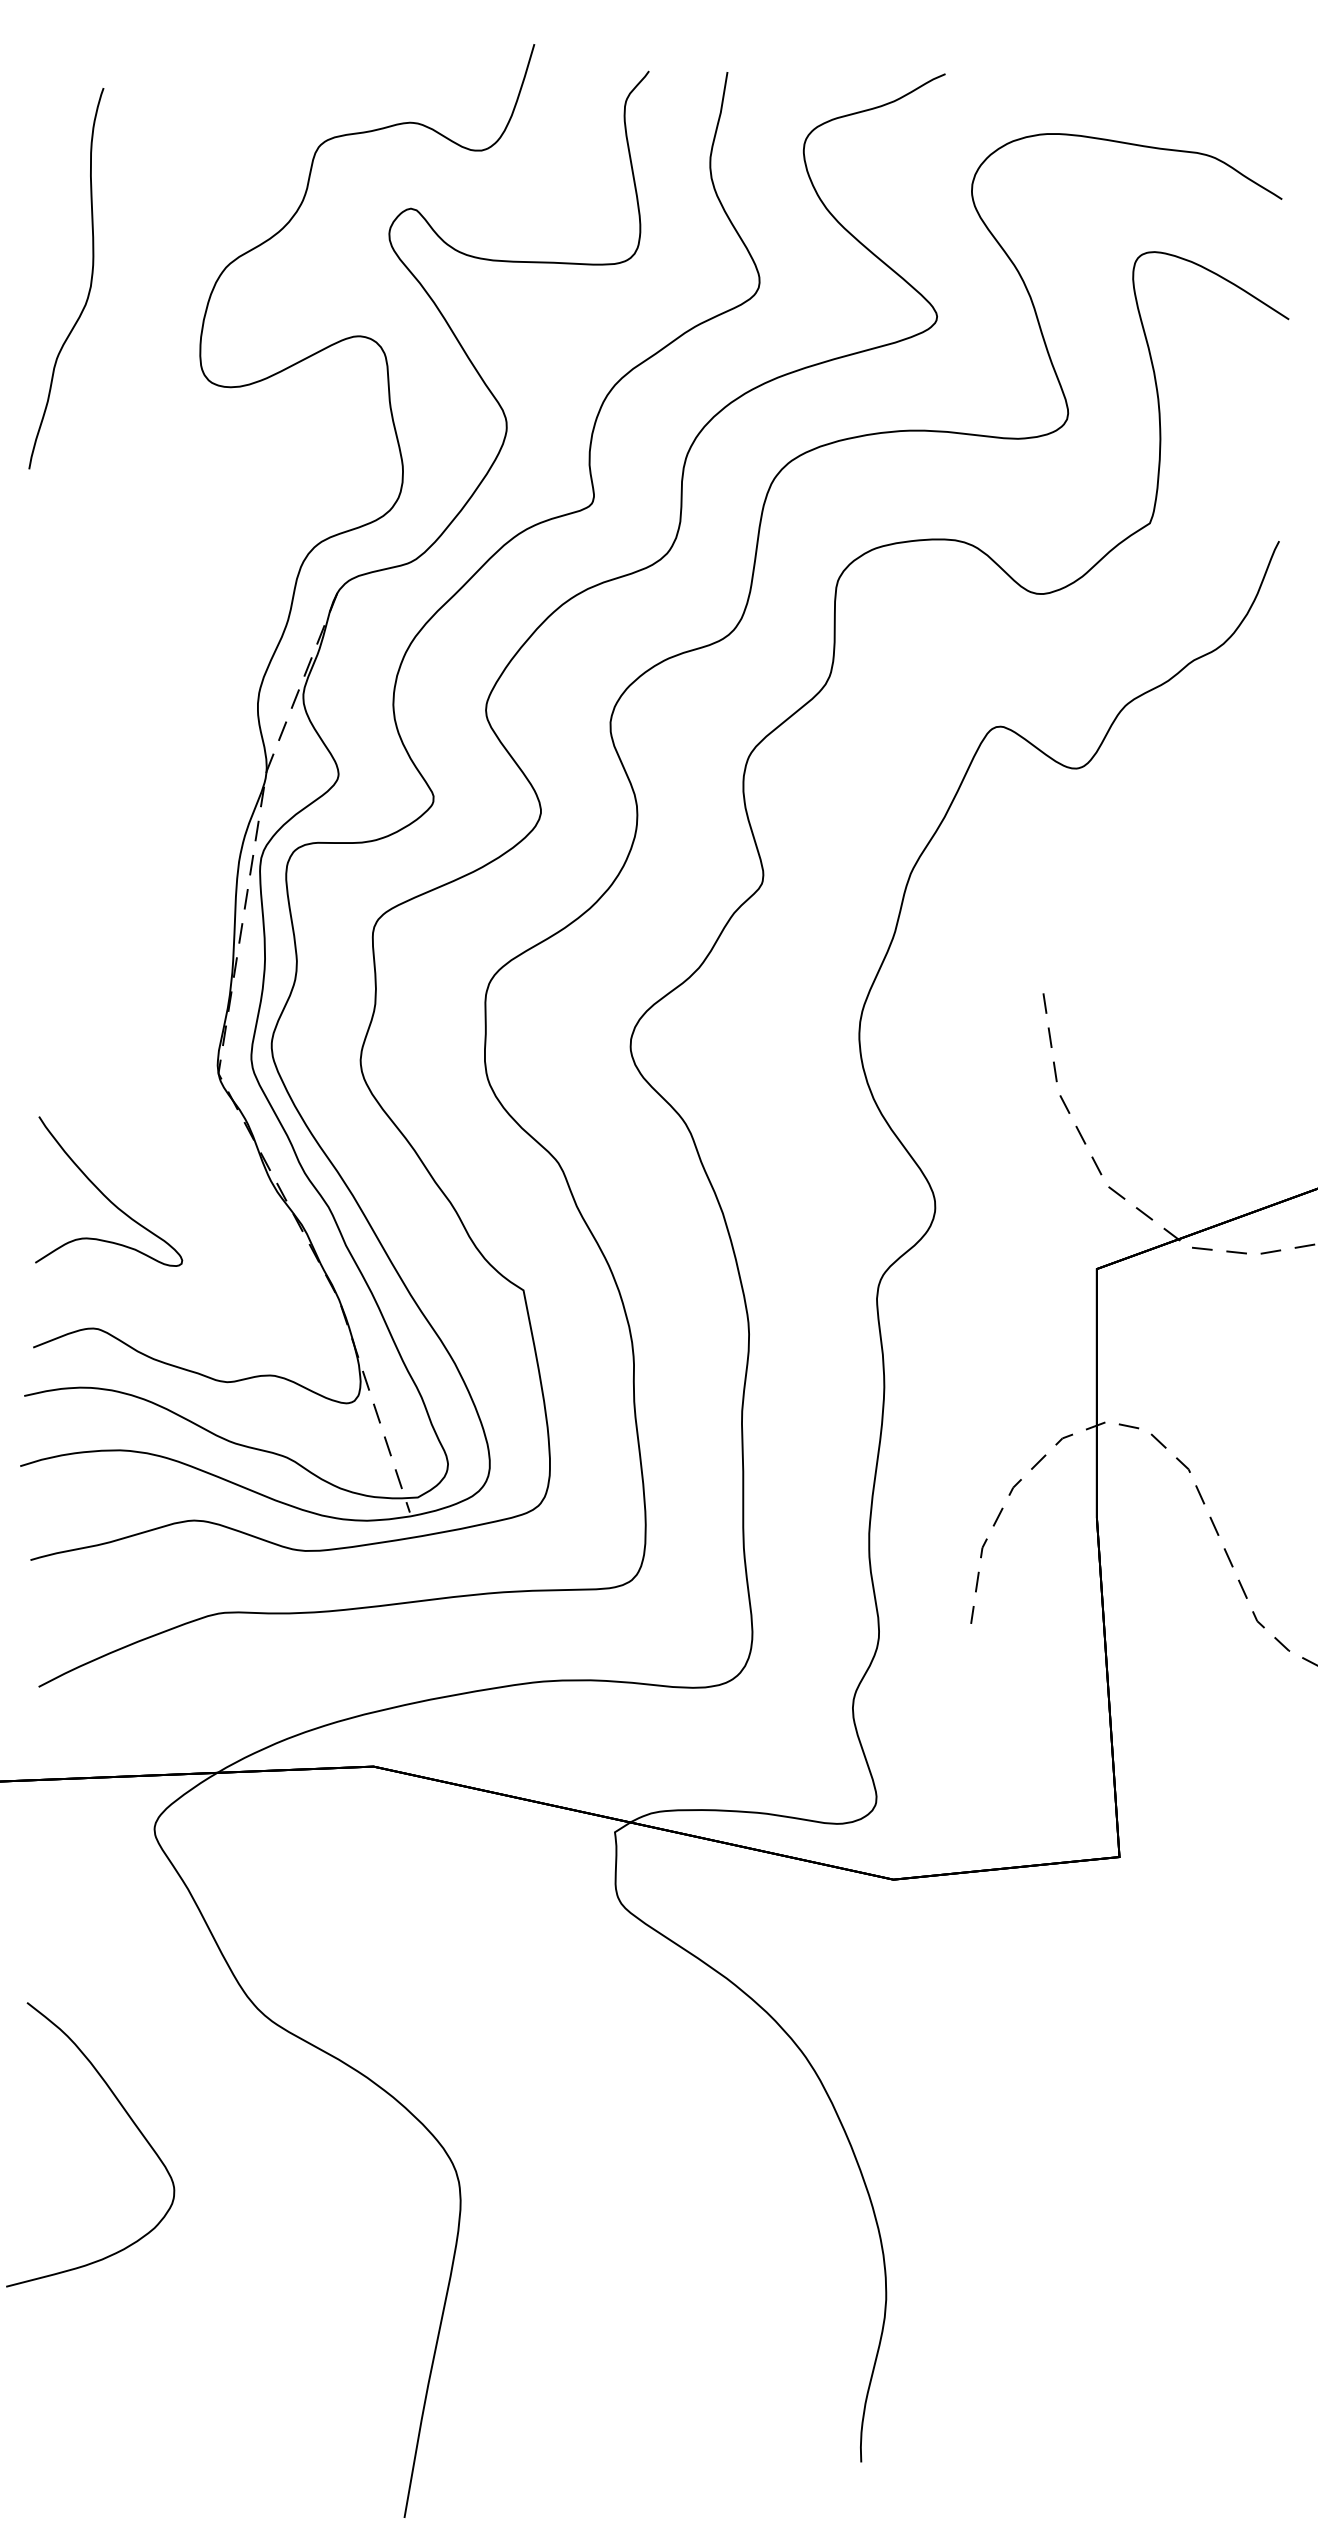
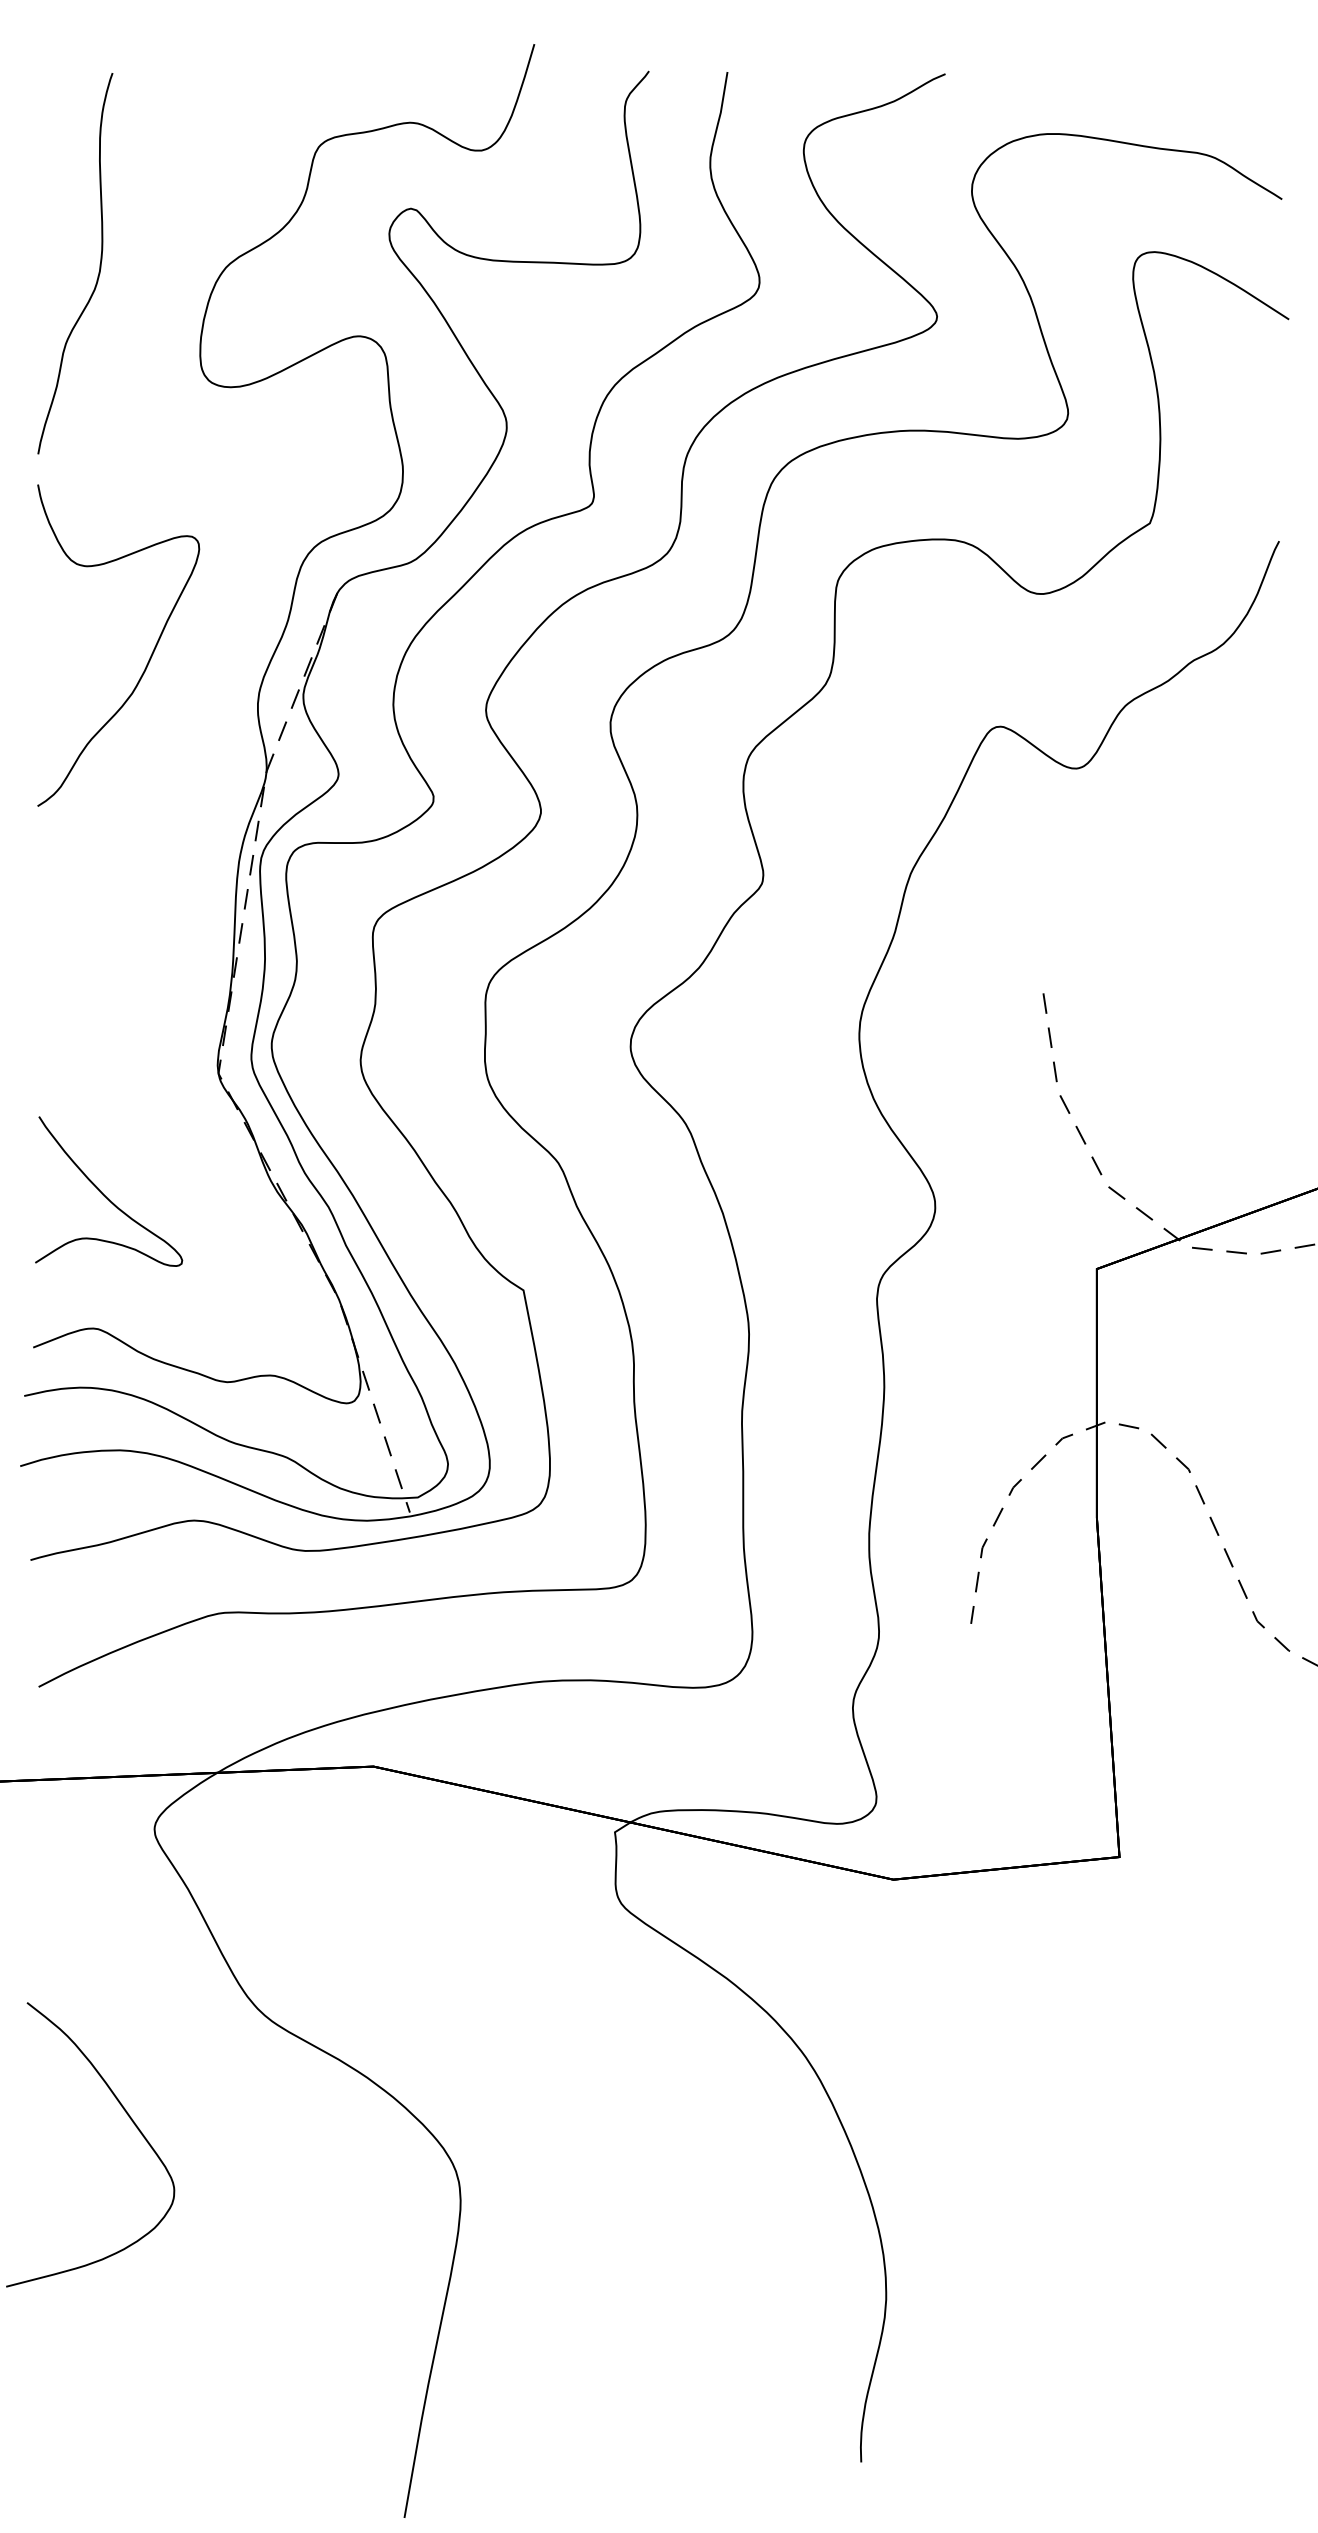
curve position: (90, 279) -> (99, 264) (99, 264)
curve: none -> present (149, 657)
